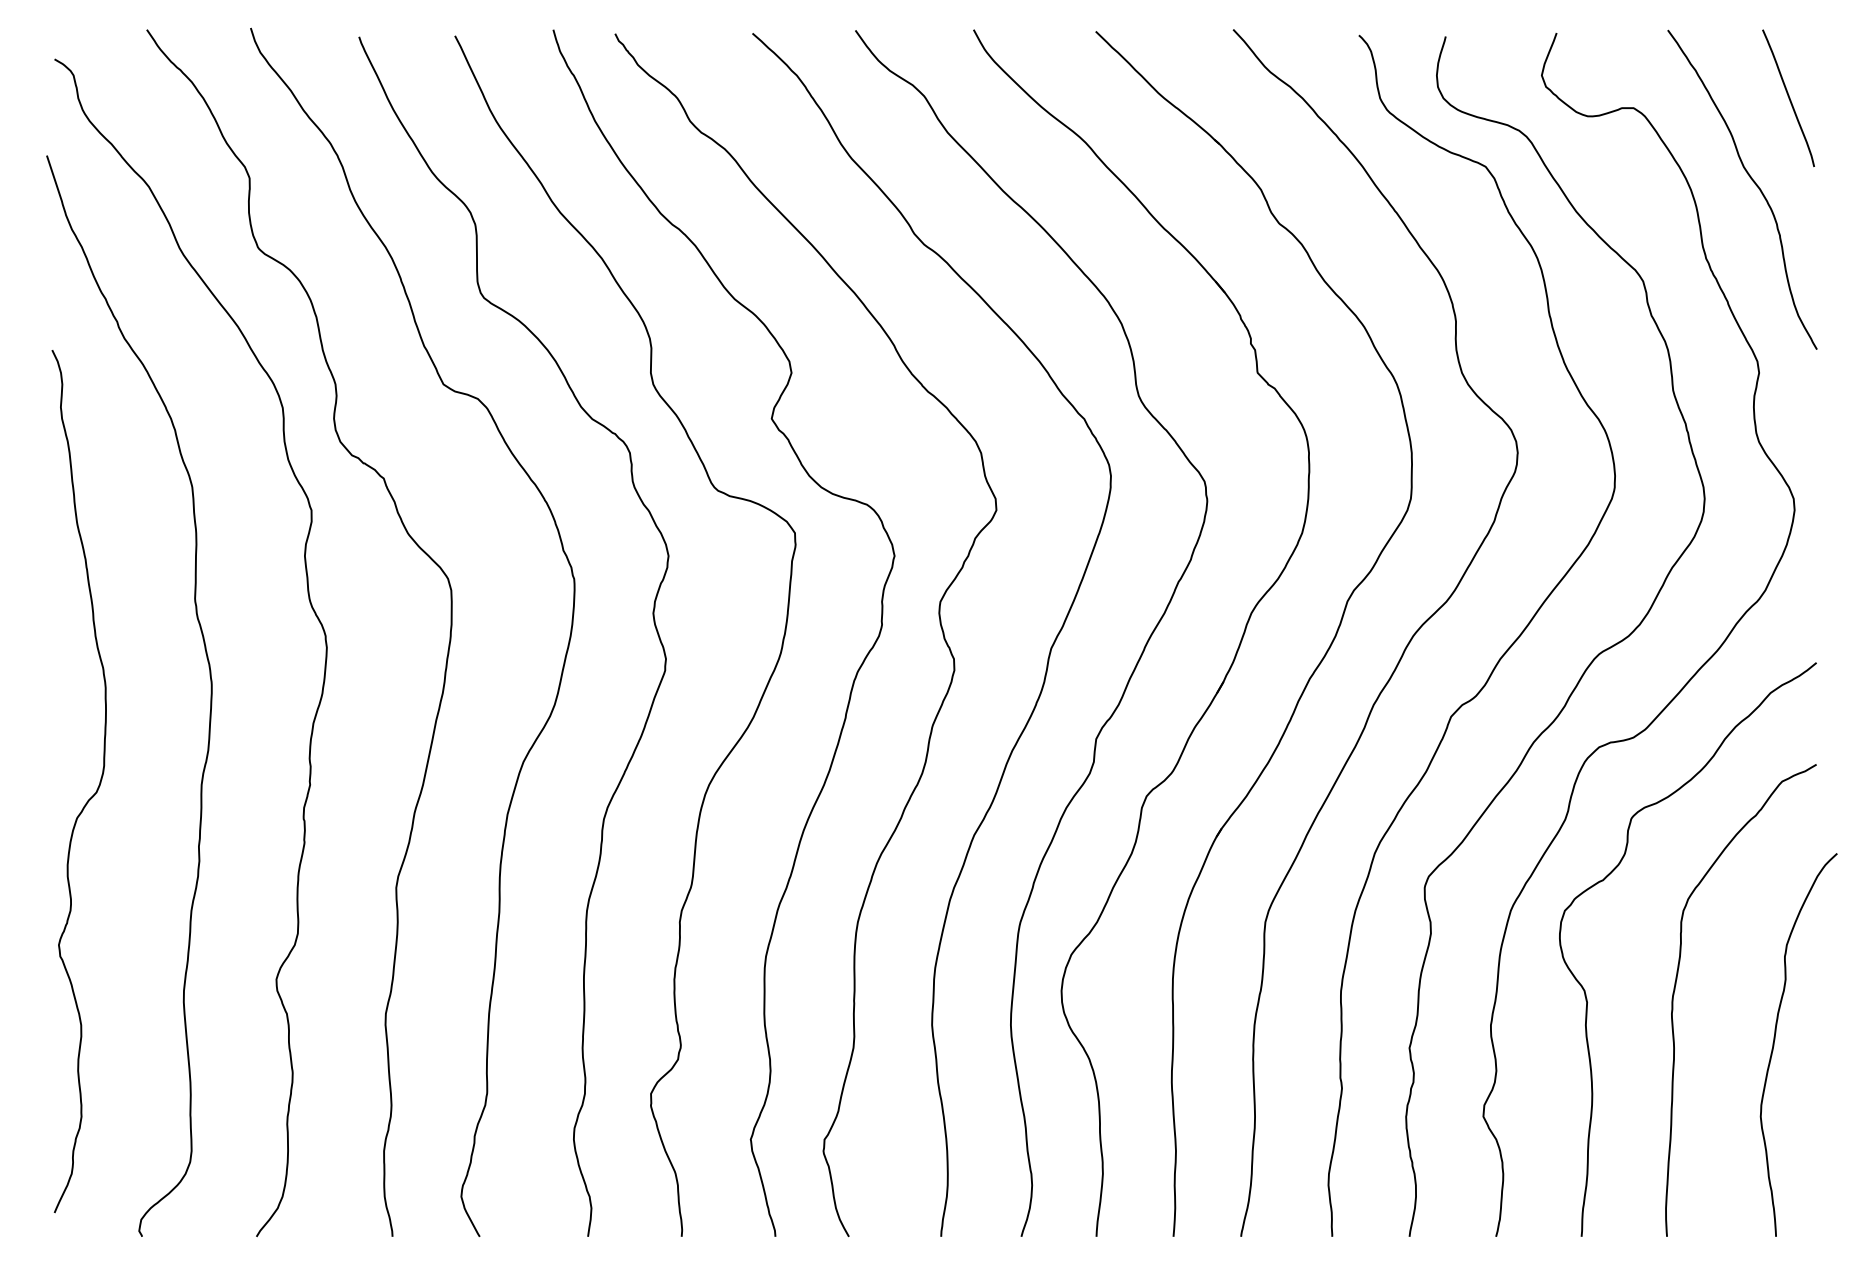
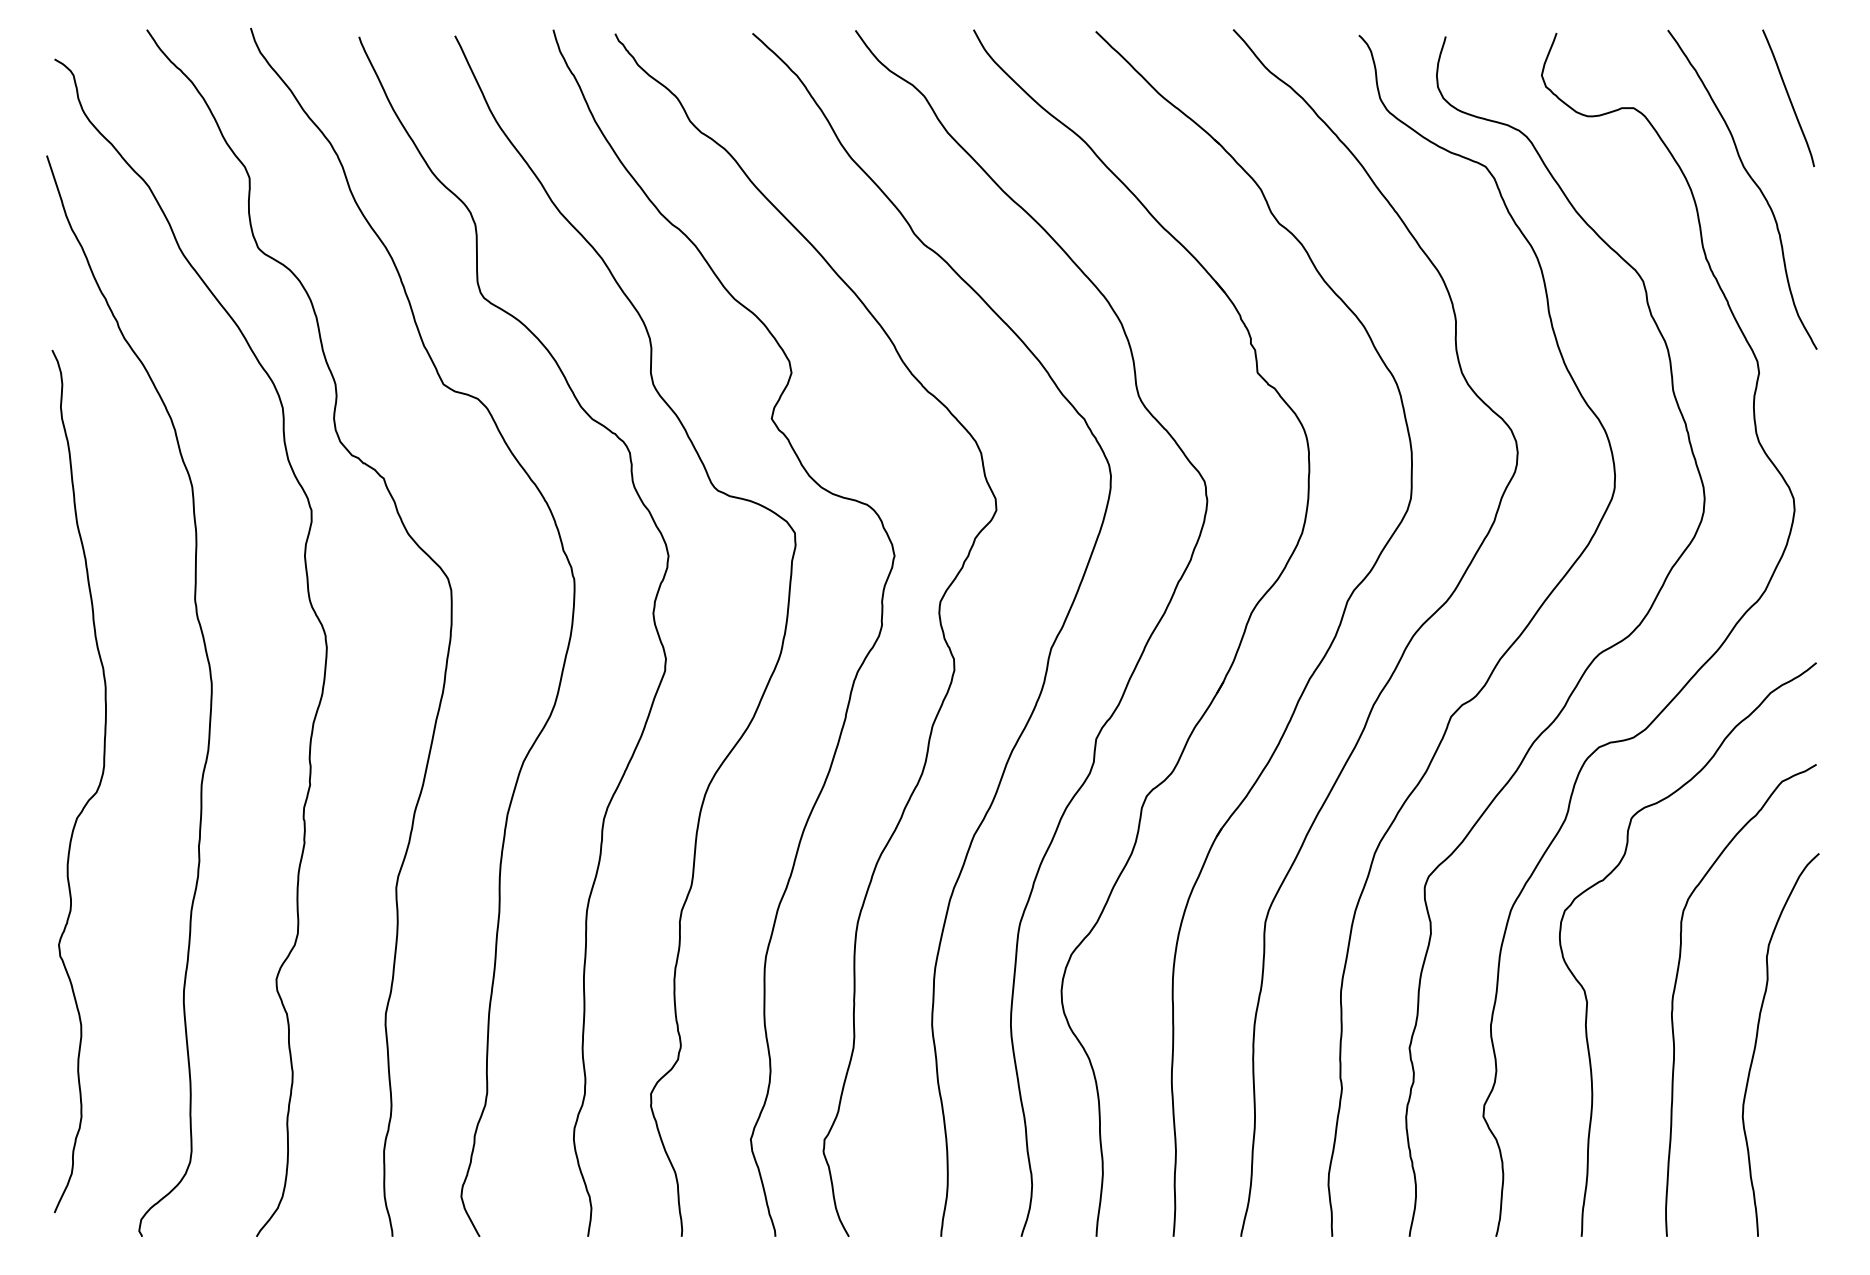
curve position: (1775, 1040) -> (1757, 1040) (1757, 1040)
